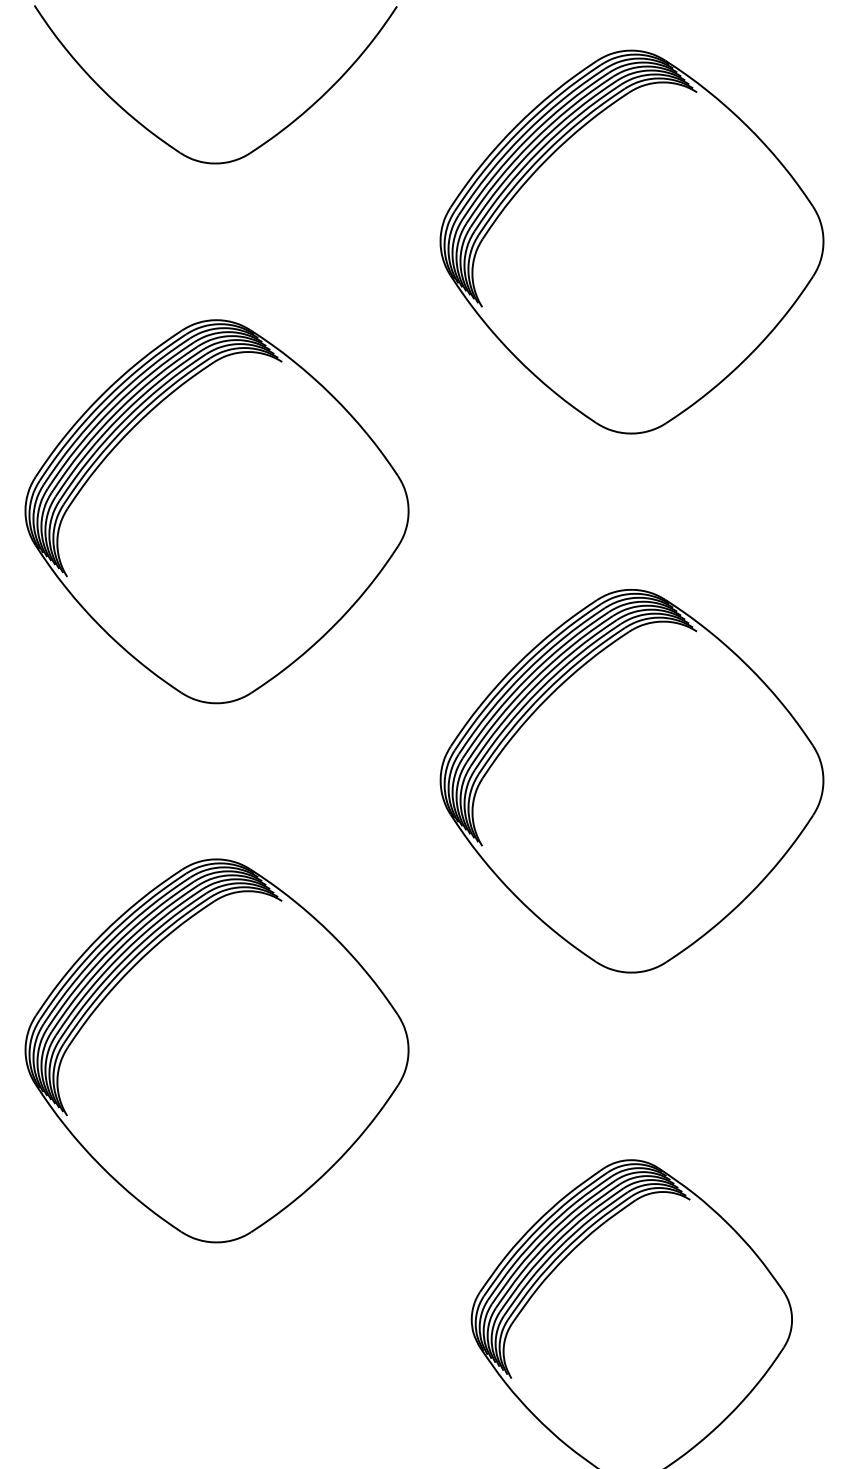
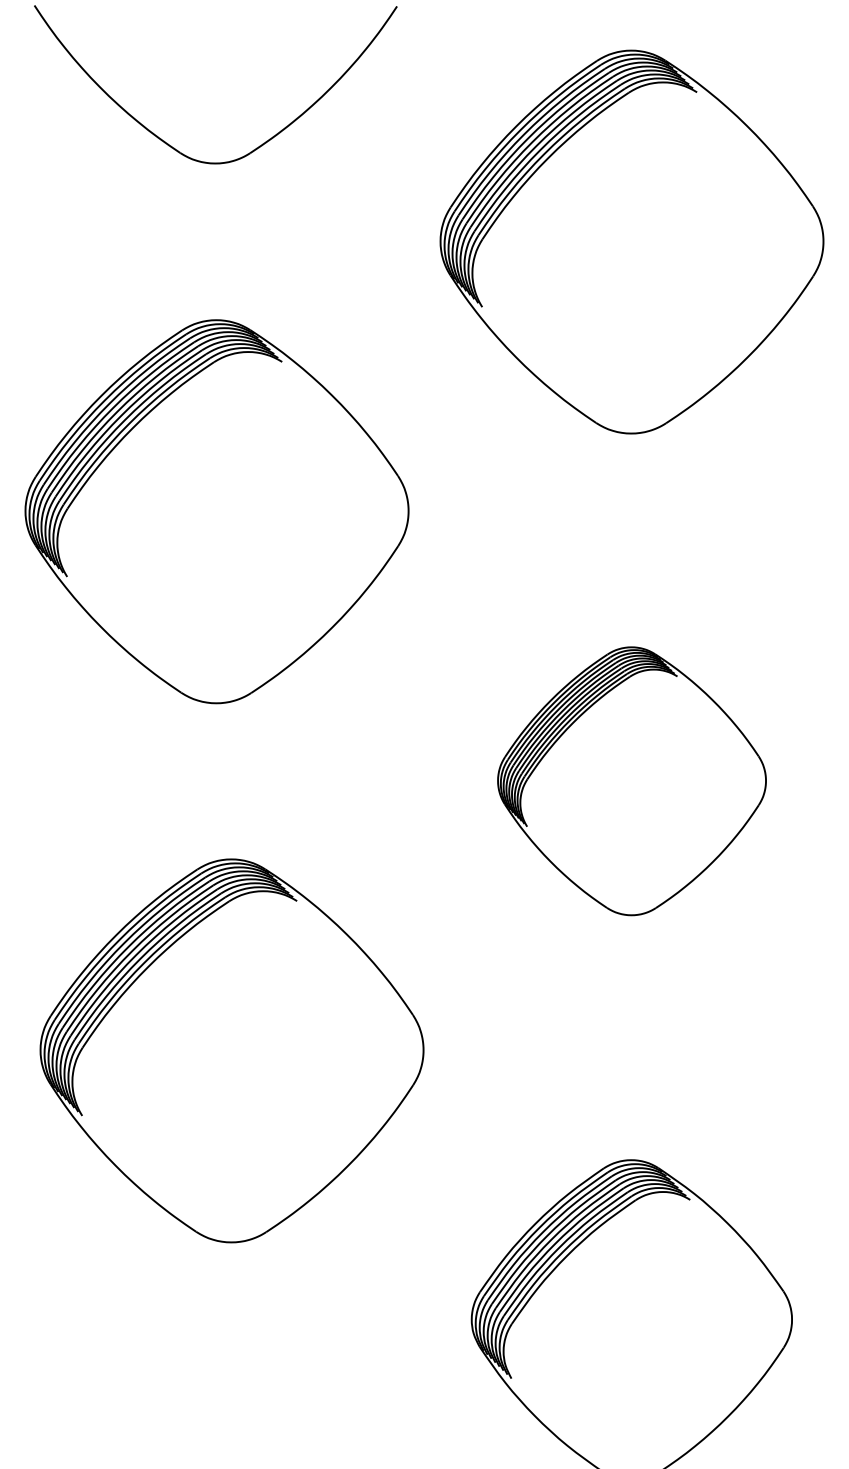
part size: 386x385 px -> 270x271 px (631, 781)
part position: (216, 1050) -> (231, 1050) (231, 1050)
